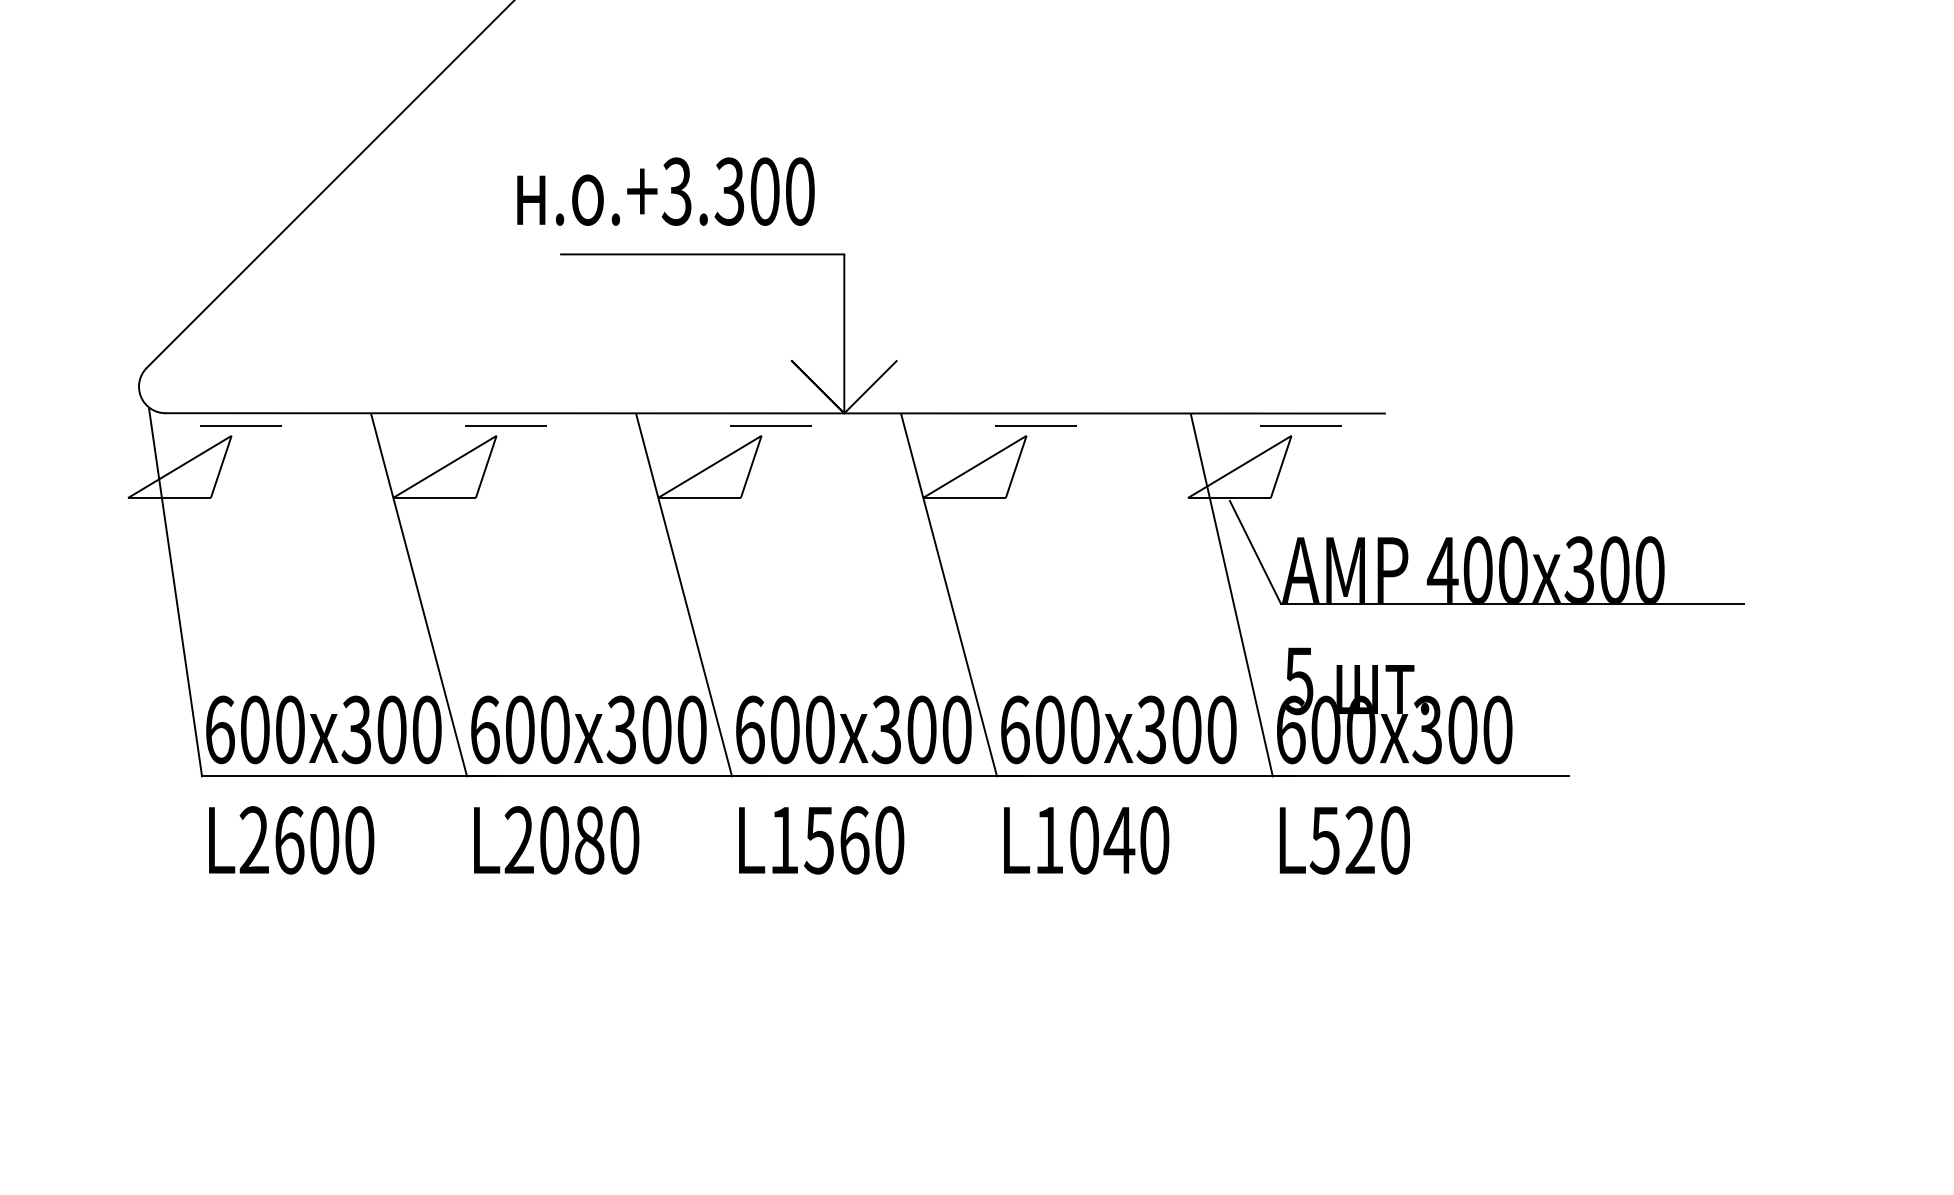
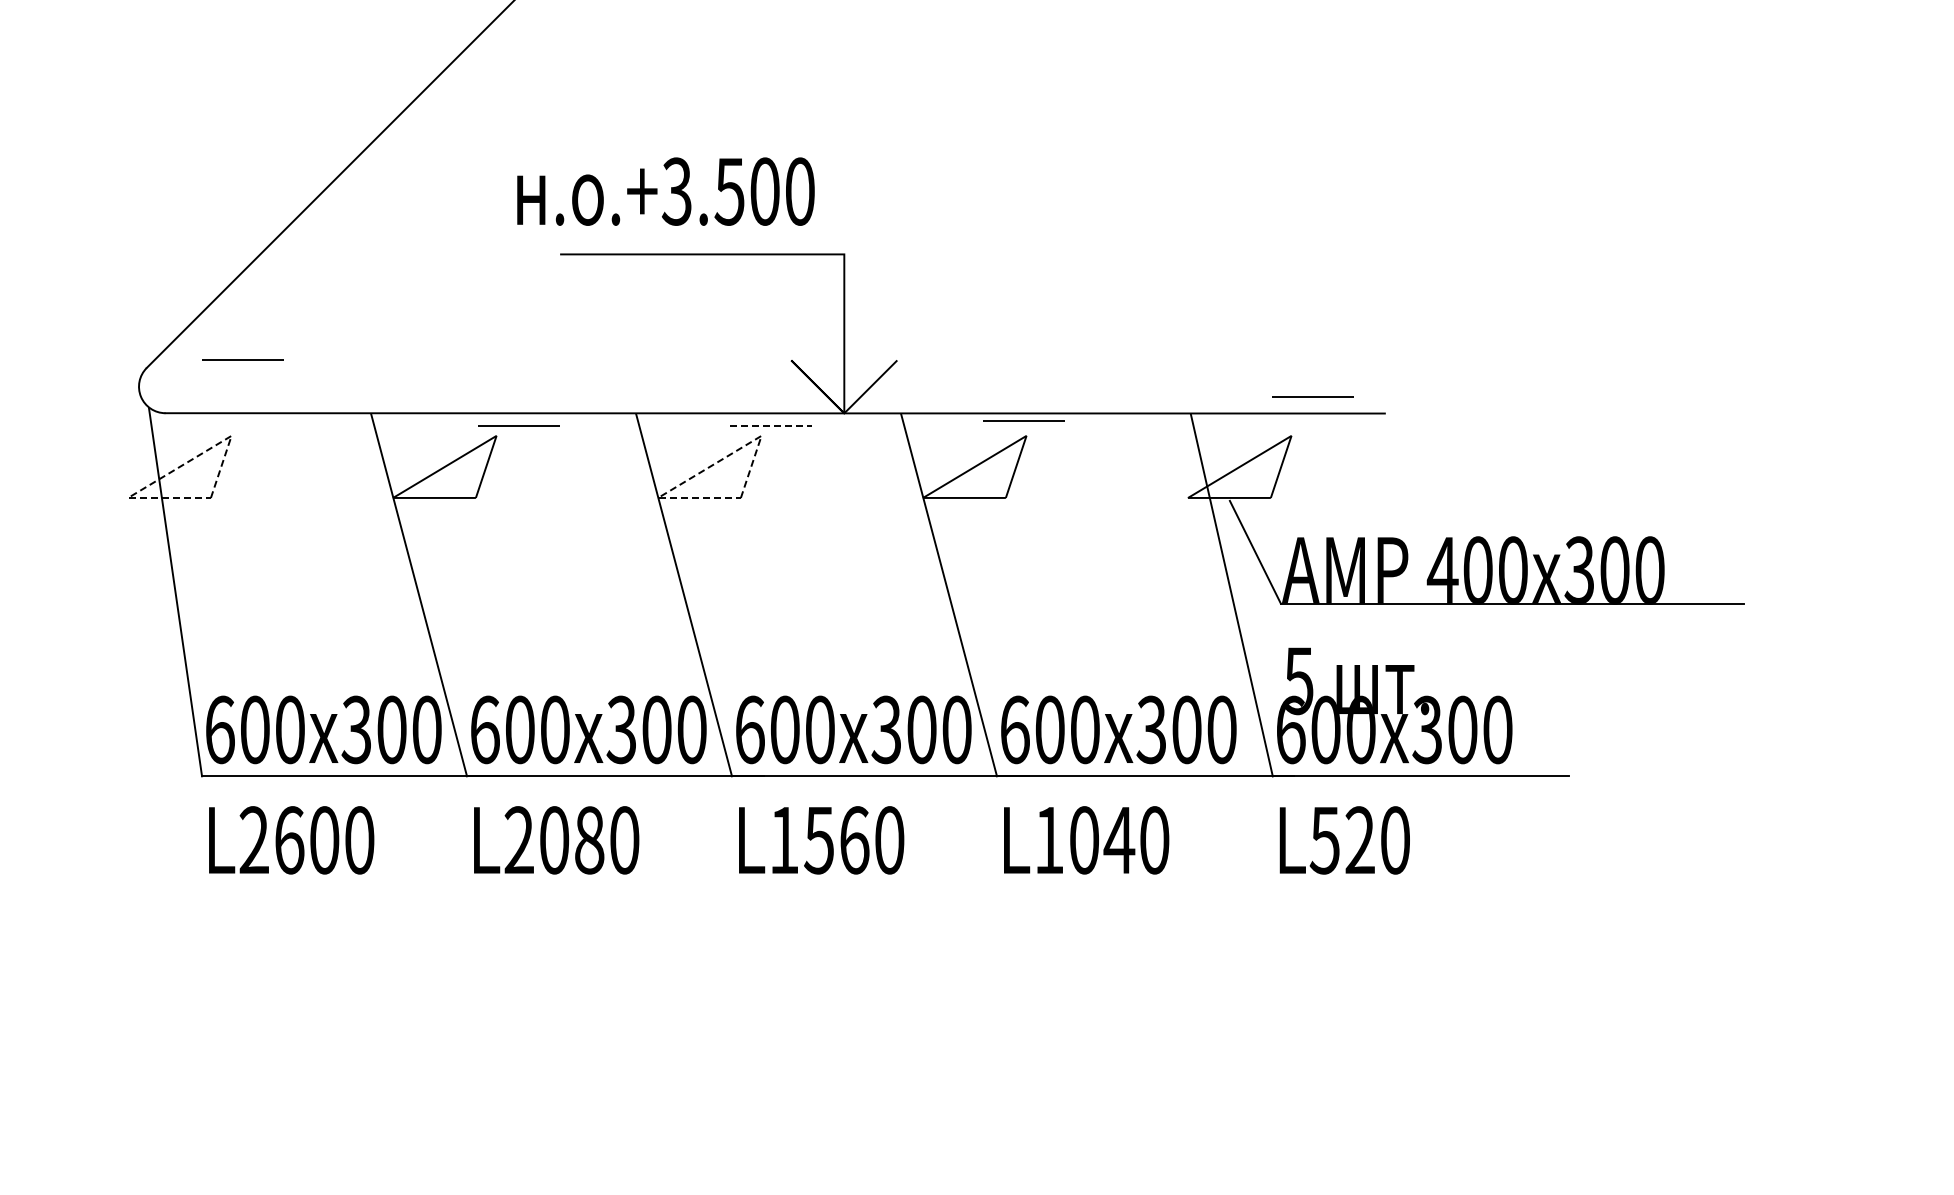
text: .+3.300 -> .+3.500 (729, 191)
line position: (240, 425) -> (242, 359) (242, 359)
line position: (505, 425) -> (518, 425) (518, 425)
line position: (1035, 425) -> (1023, 420) (1023, 420)
line position: (1300, 425) -> (1312, 396) (1312, 396)
line: solid -> dashed (771, 426)
line: solid -> dashed (172, 471)
line: solid -> dashed (702, 471)
